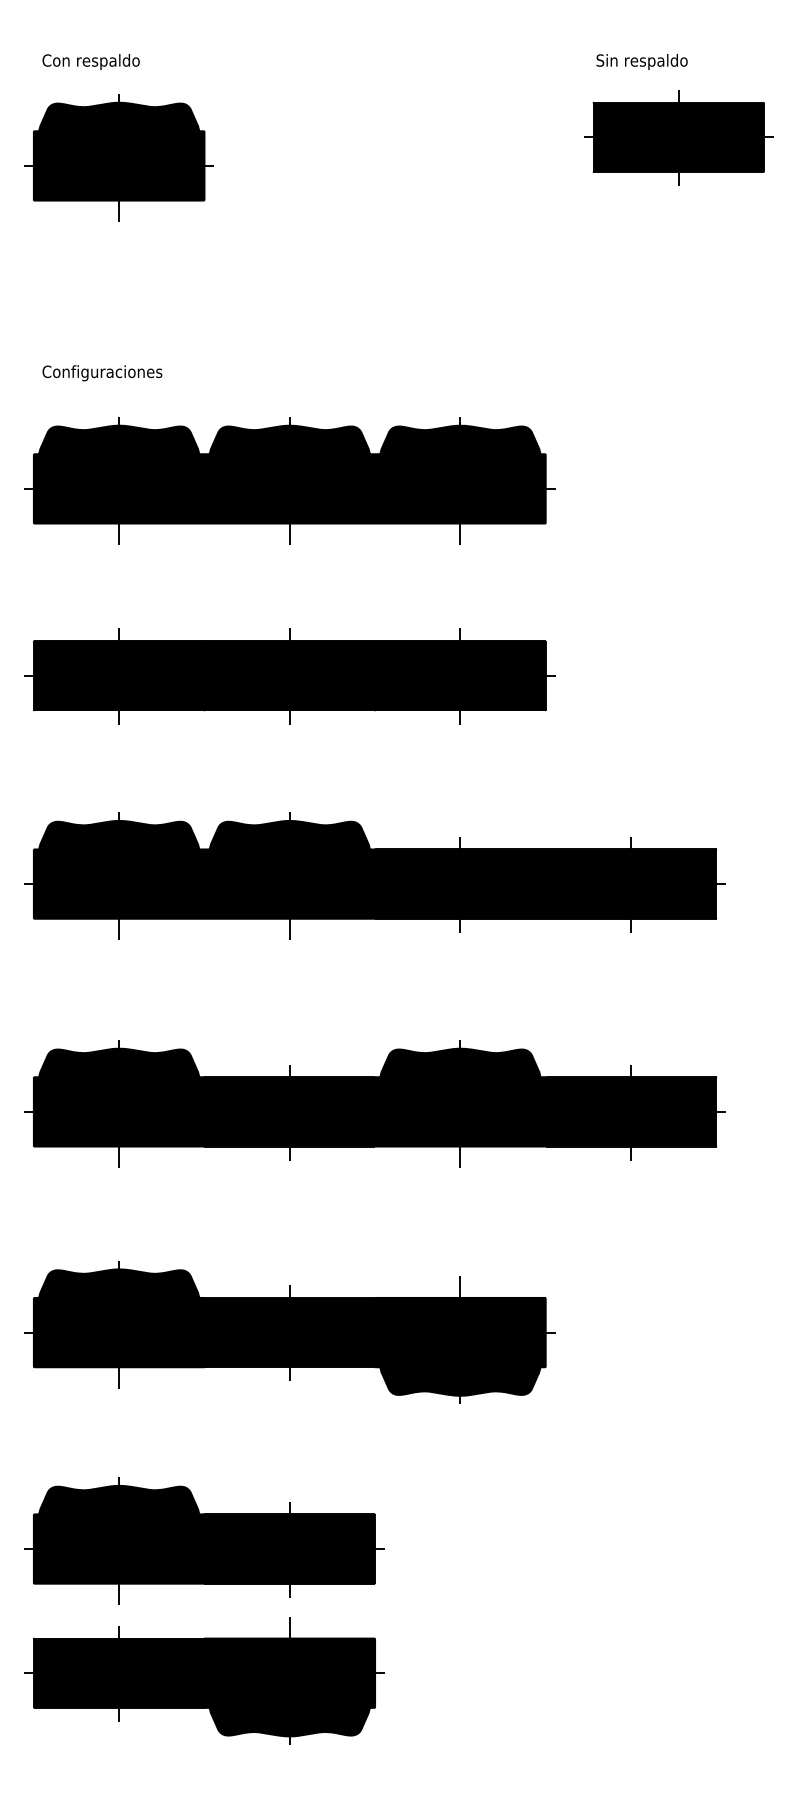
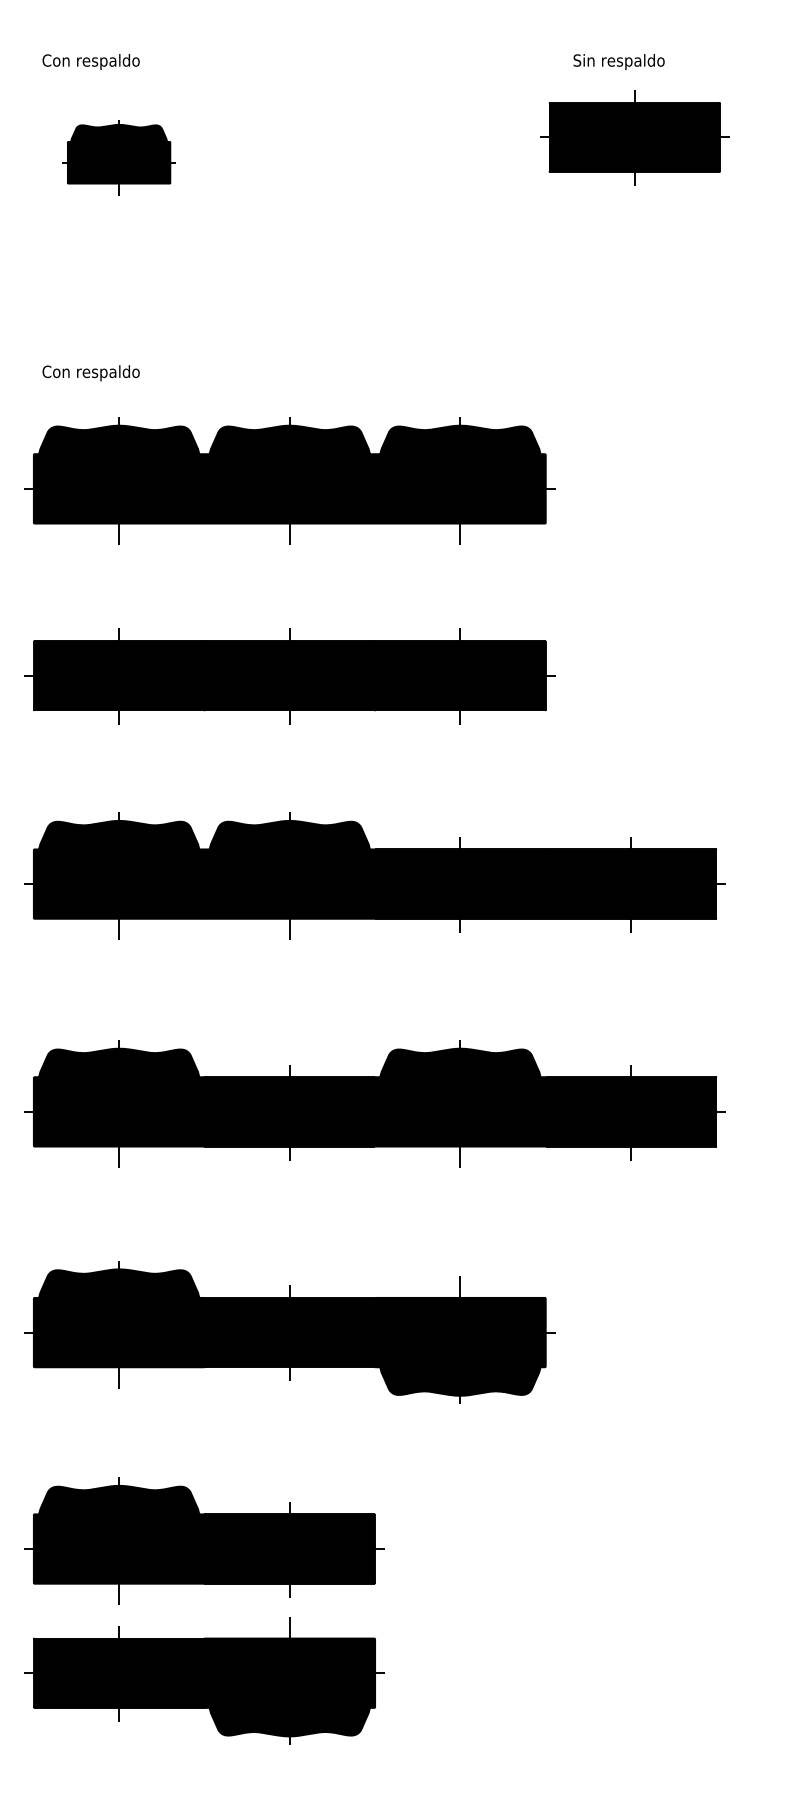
text position: (641, 61) -> (618, 61) (618, 61)
part position: (678, 137) -> (634, 137) (634, 137)
part size: 190x128 px -> 114x76 px (118, 157)
text: Configuraciones -> Con respaldo (116, 373)
